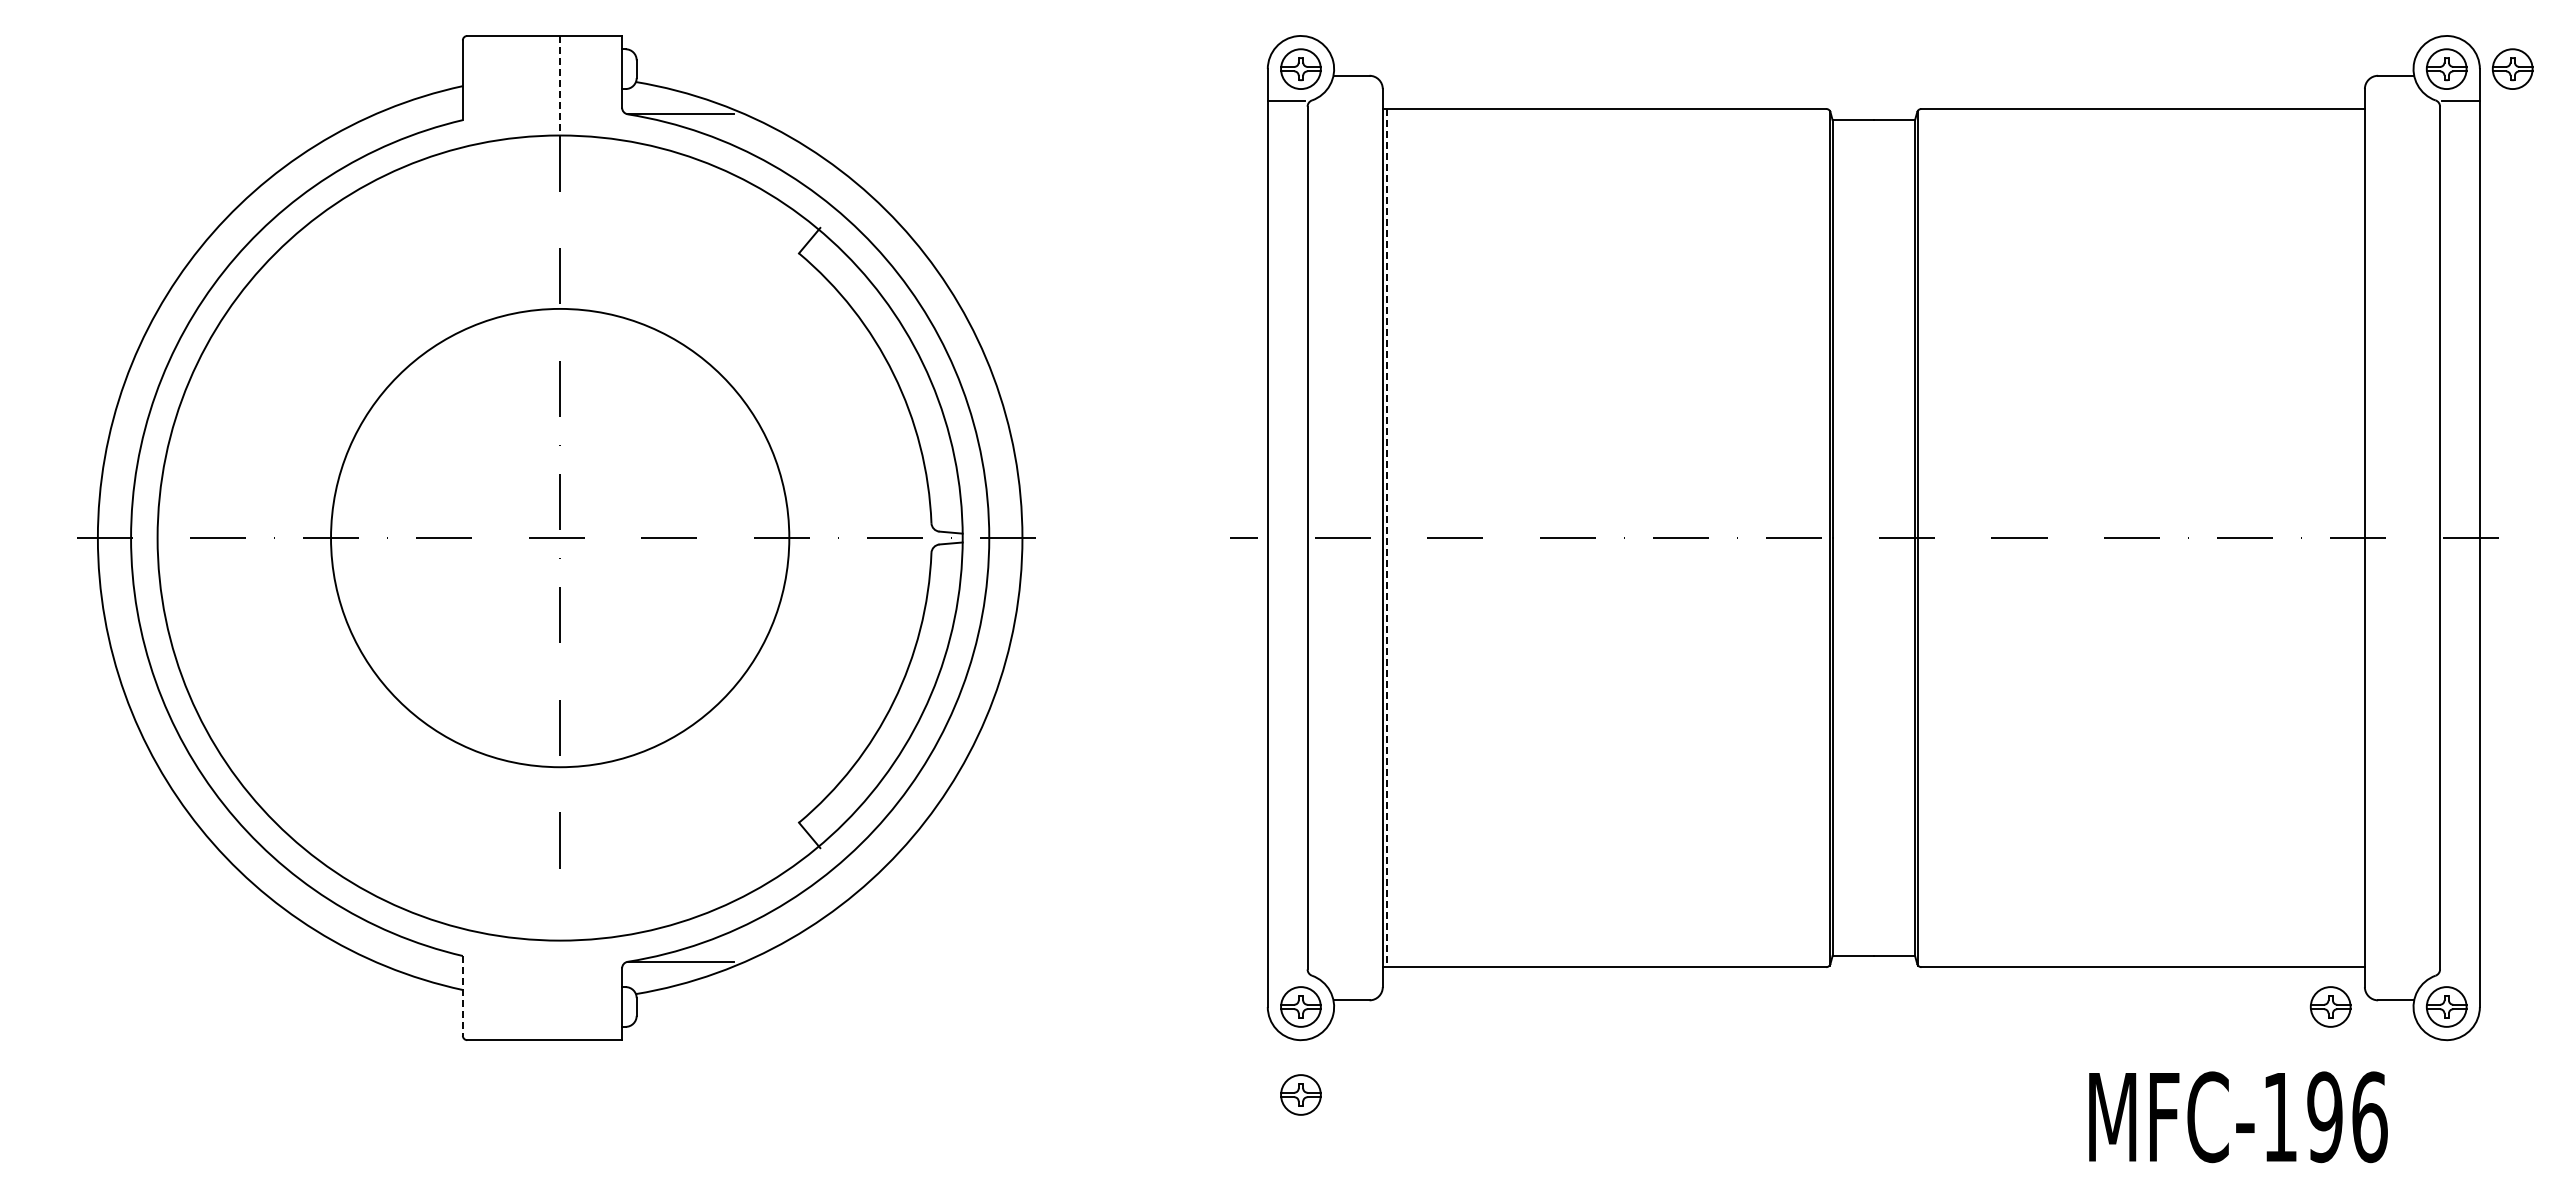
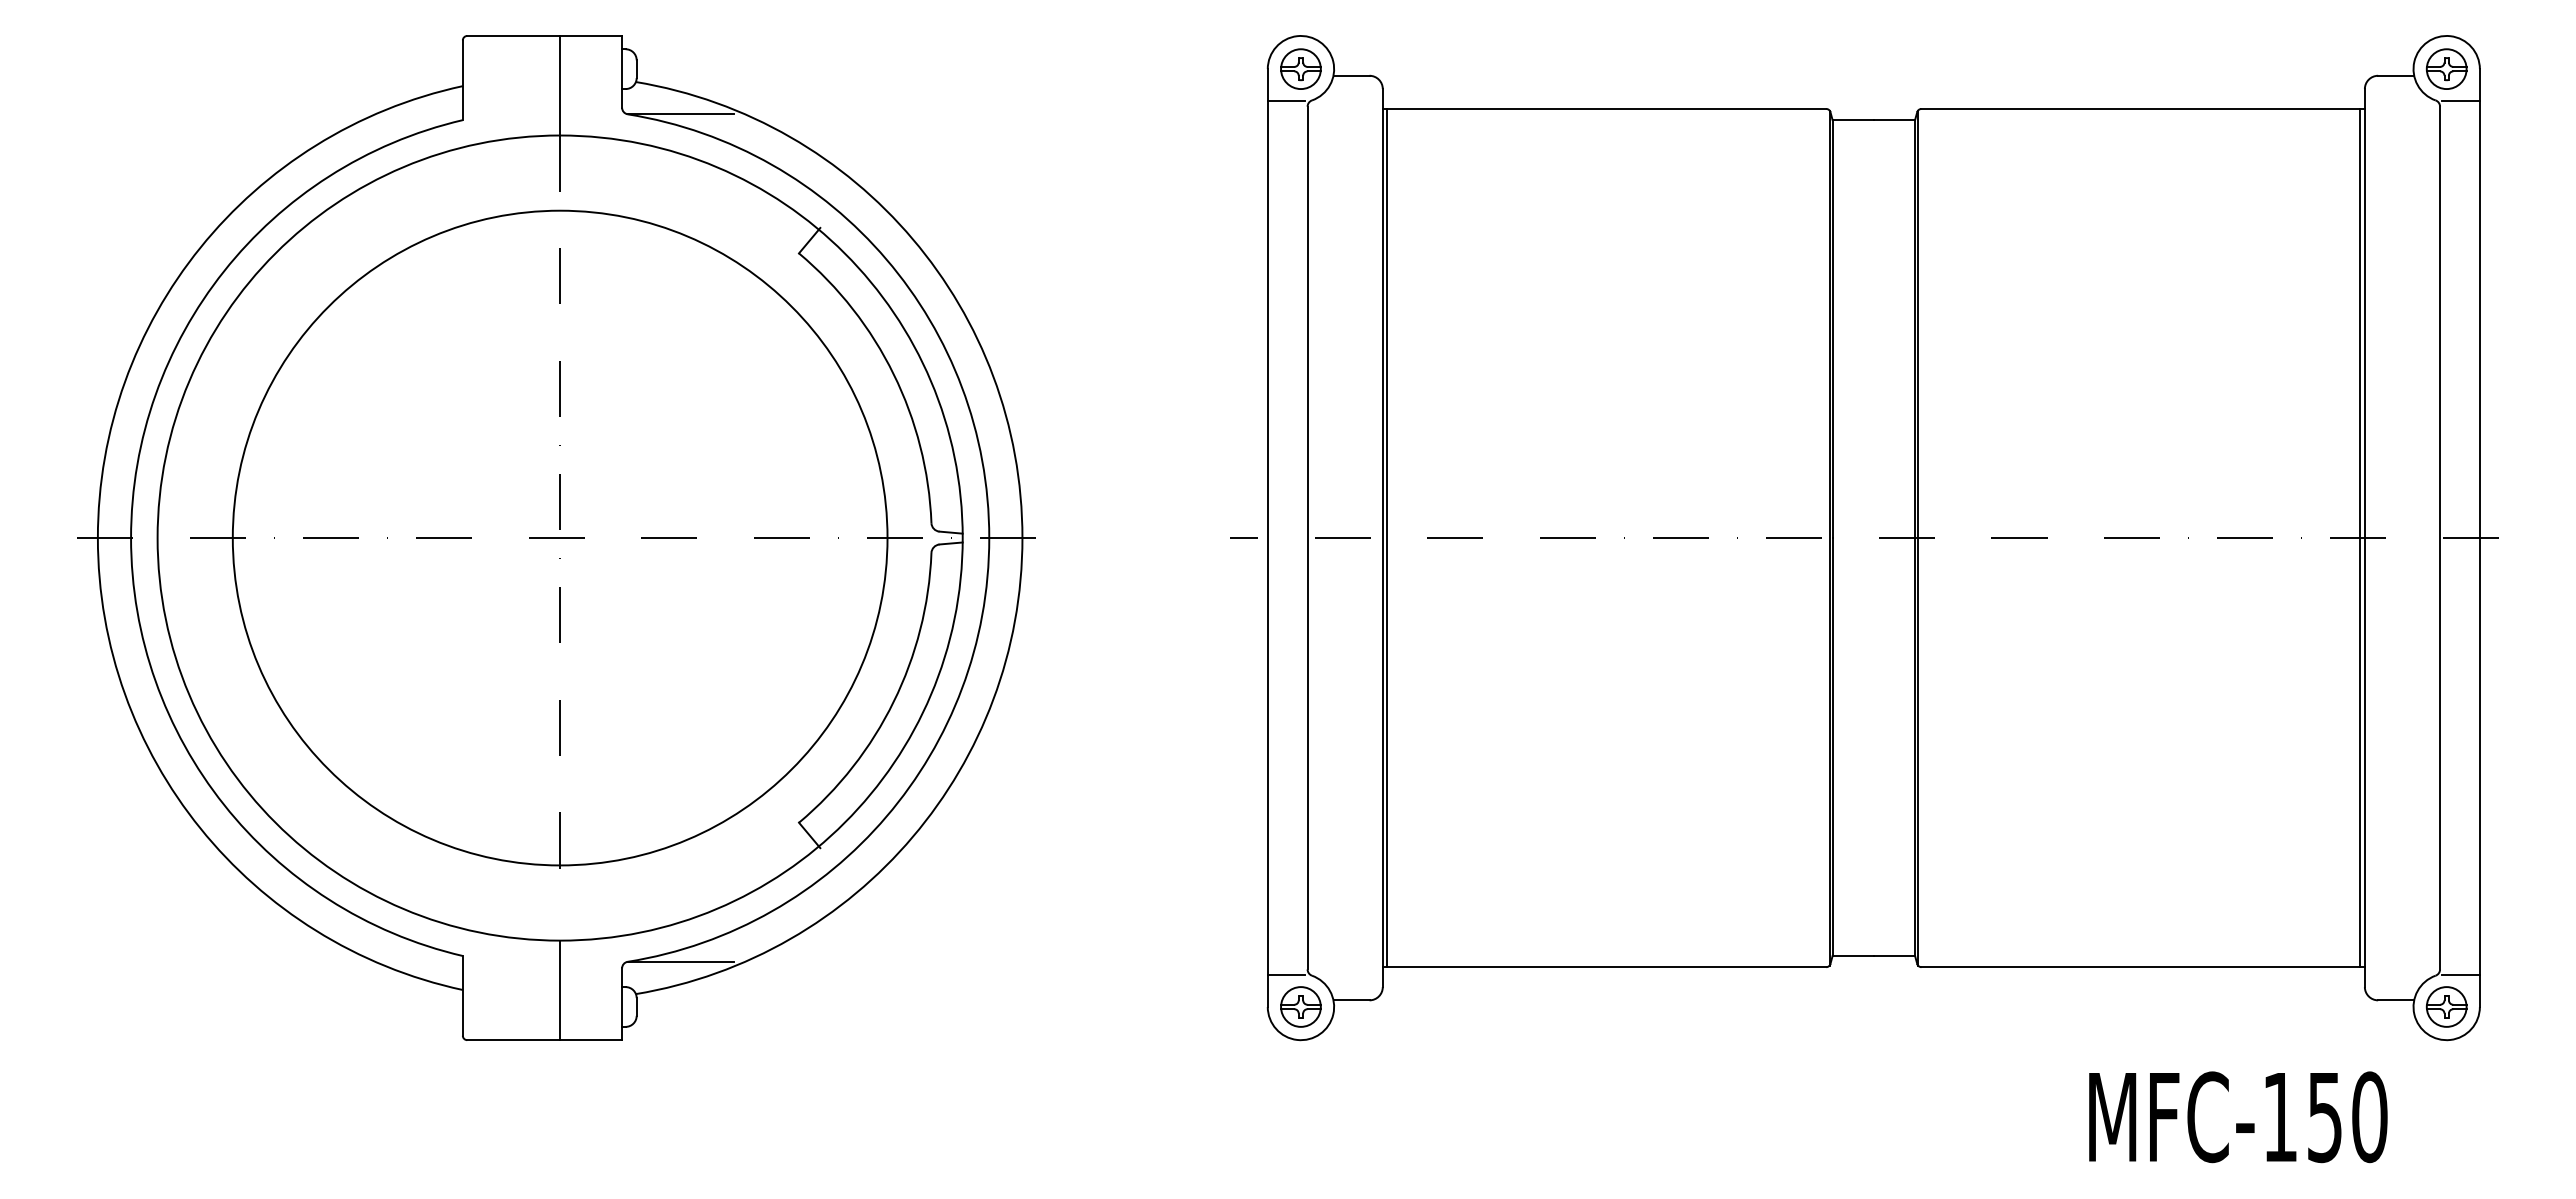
part: present -> none (2512, 68)
line: dashed -> solid (560, 85)
circle diameter: 458 px -> 655 px (559, 537)
line: none -> present (2360, 537)
line: dashed -> solid (1387, 538)
line: none -> present (1286, 975)
line: none -> present (2460, 975)
line: none -> present (560, 990)
line: dashed -> solid (462, 995)
part: present -> none (2330, 1006)
part: present -> none (1300, 1094)
text: MFC-196 -> MFC-150 (2347, 1116)
